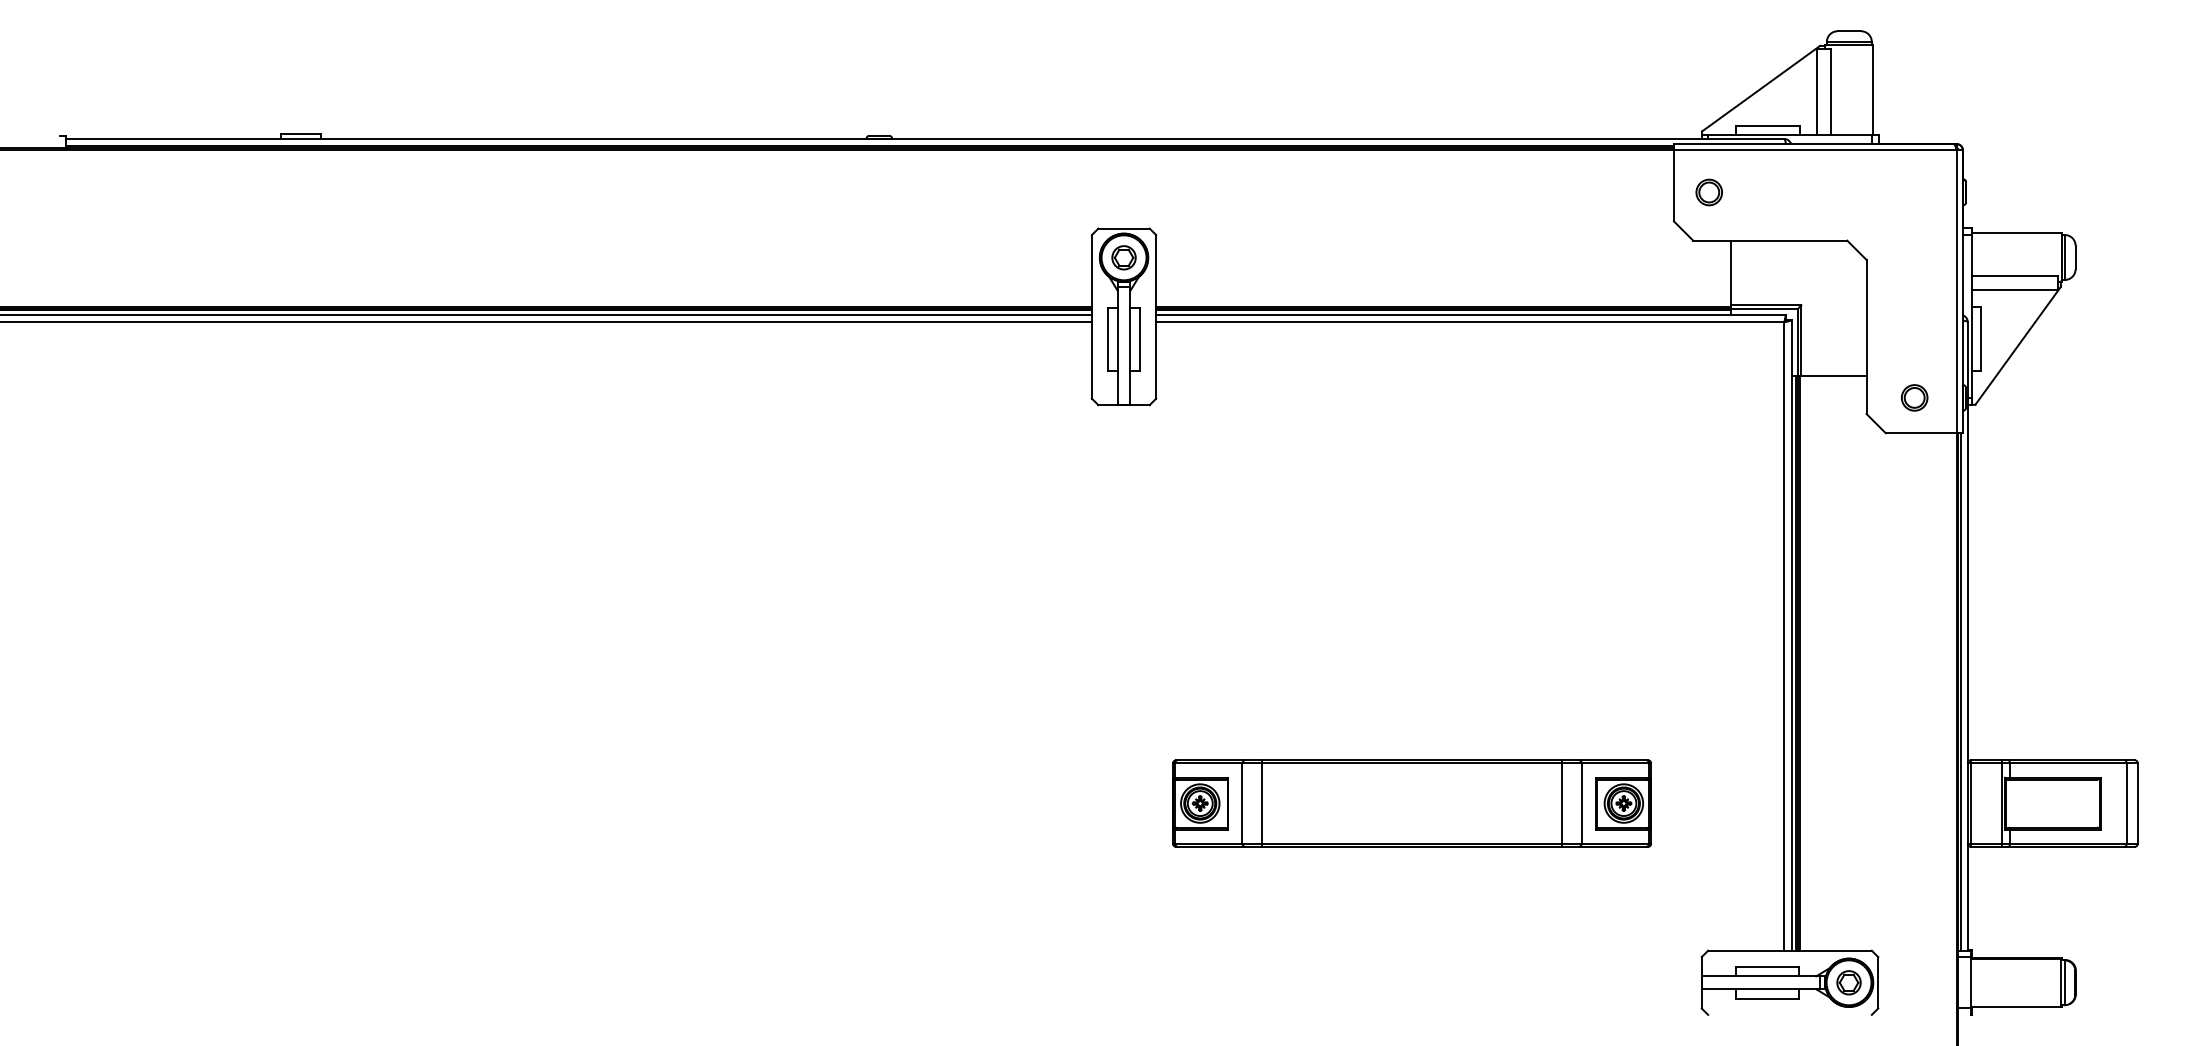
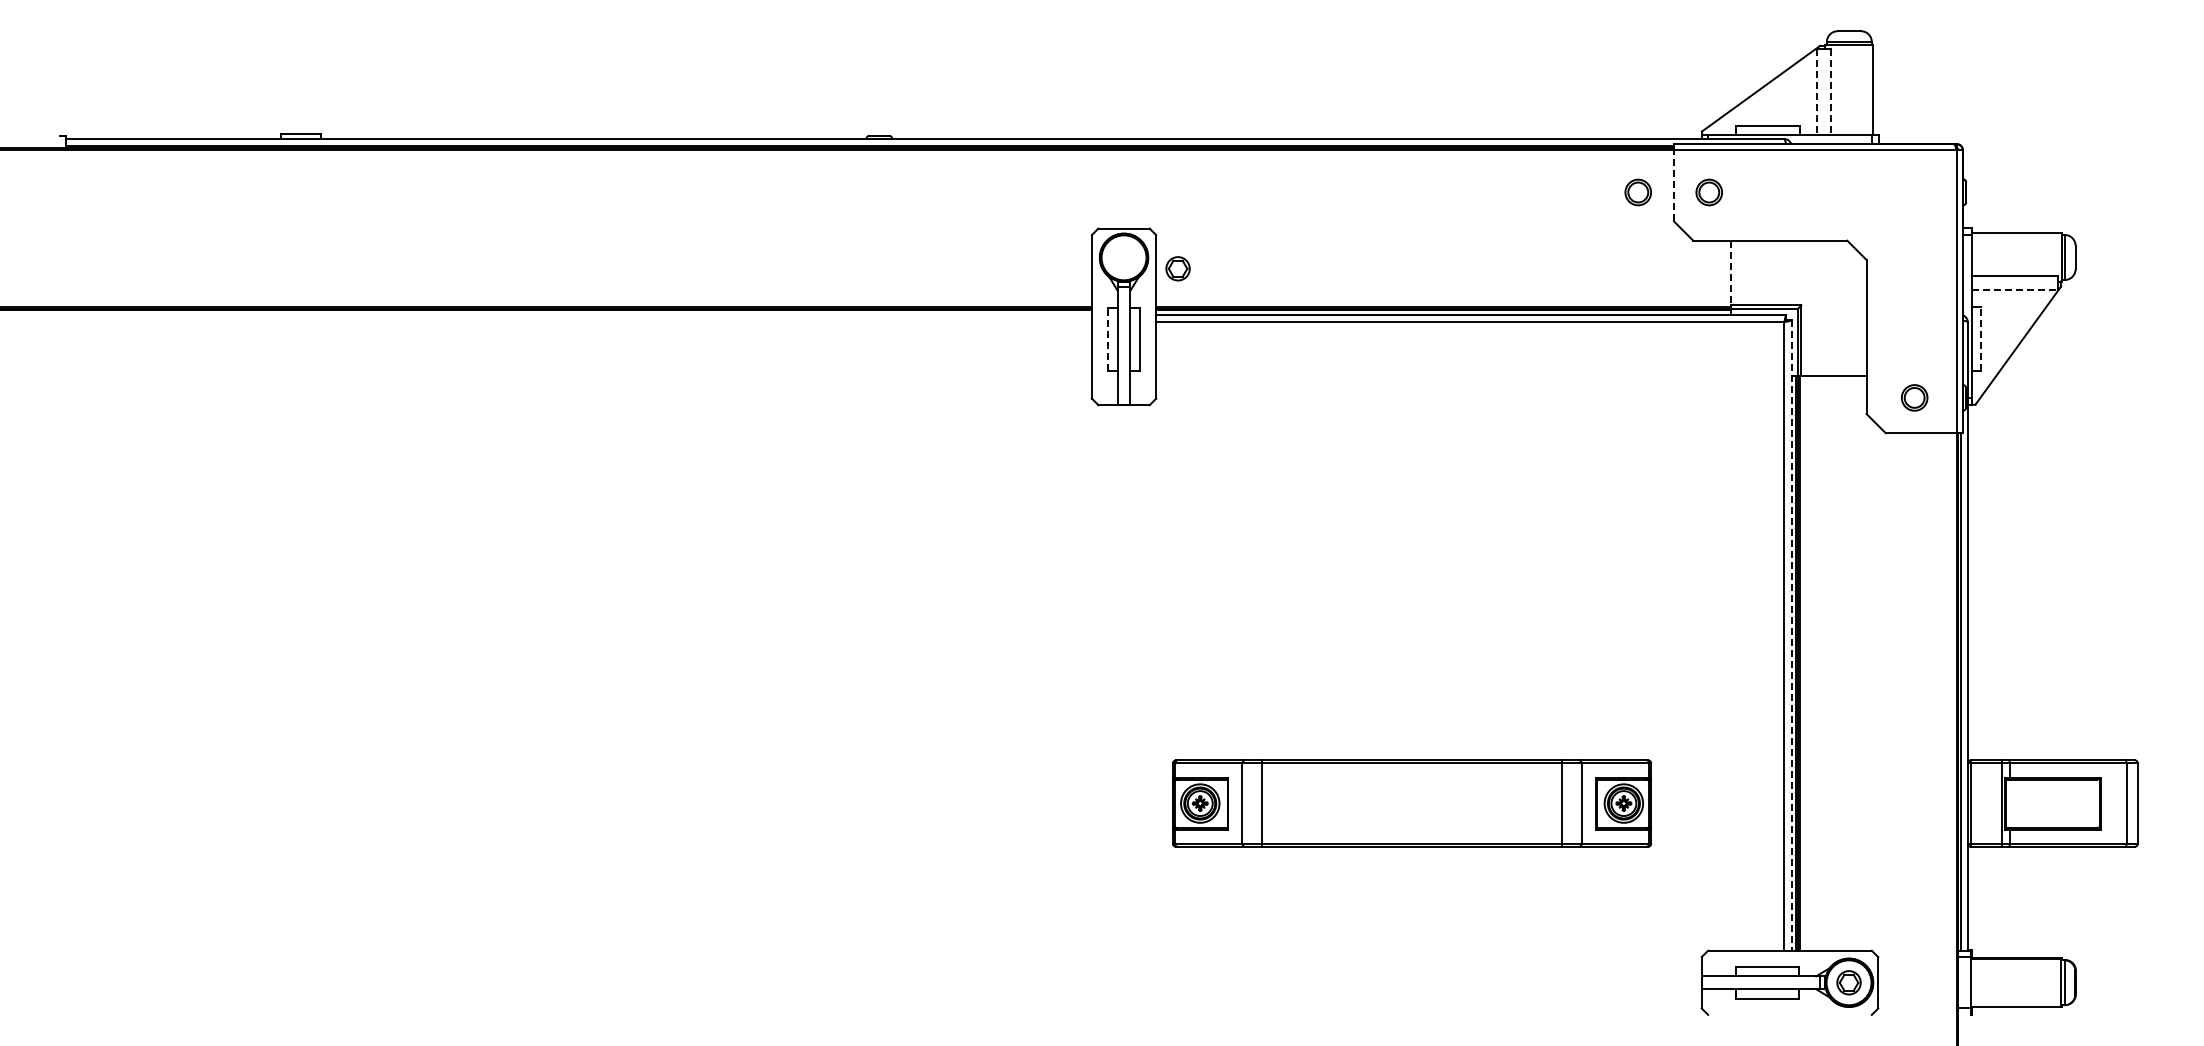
line: solid -> dashed (1816, 92)
line: solid -> dashed (1830, 92)
line: solid -> dashed (1673, 185)
part: none -> present (1637, 192)
part position: (1123, 257) -> (1177, 268) (1177, 268)
line: solid -> dashed (1730, 274)
line: solid -> dashed (2015, 290)
line: present -> none (546, 314)
line: present -> none (546, 322)
line: solid -> dashed (1108, 339)
line: solid -> dashed (1981, 339)
line: solid -> dashed (1791, 635)
